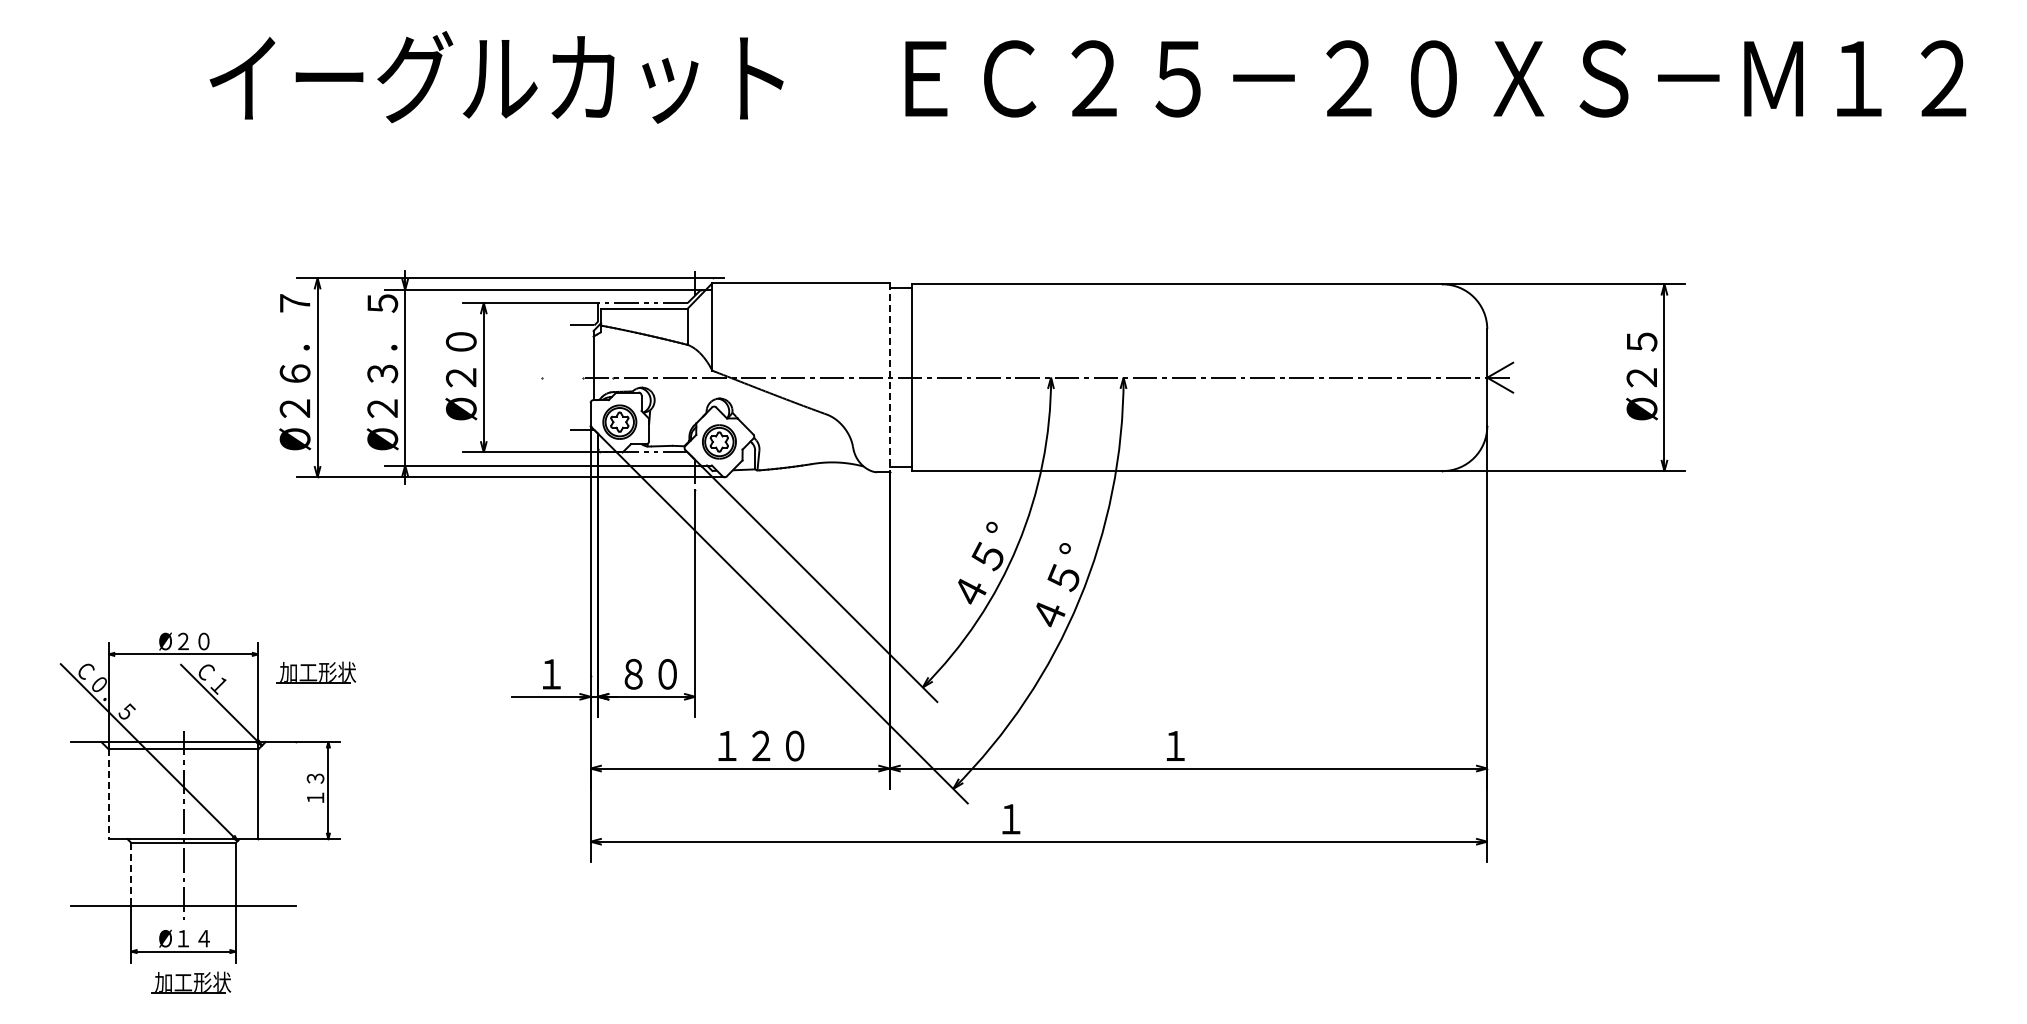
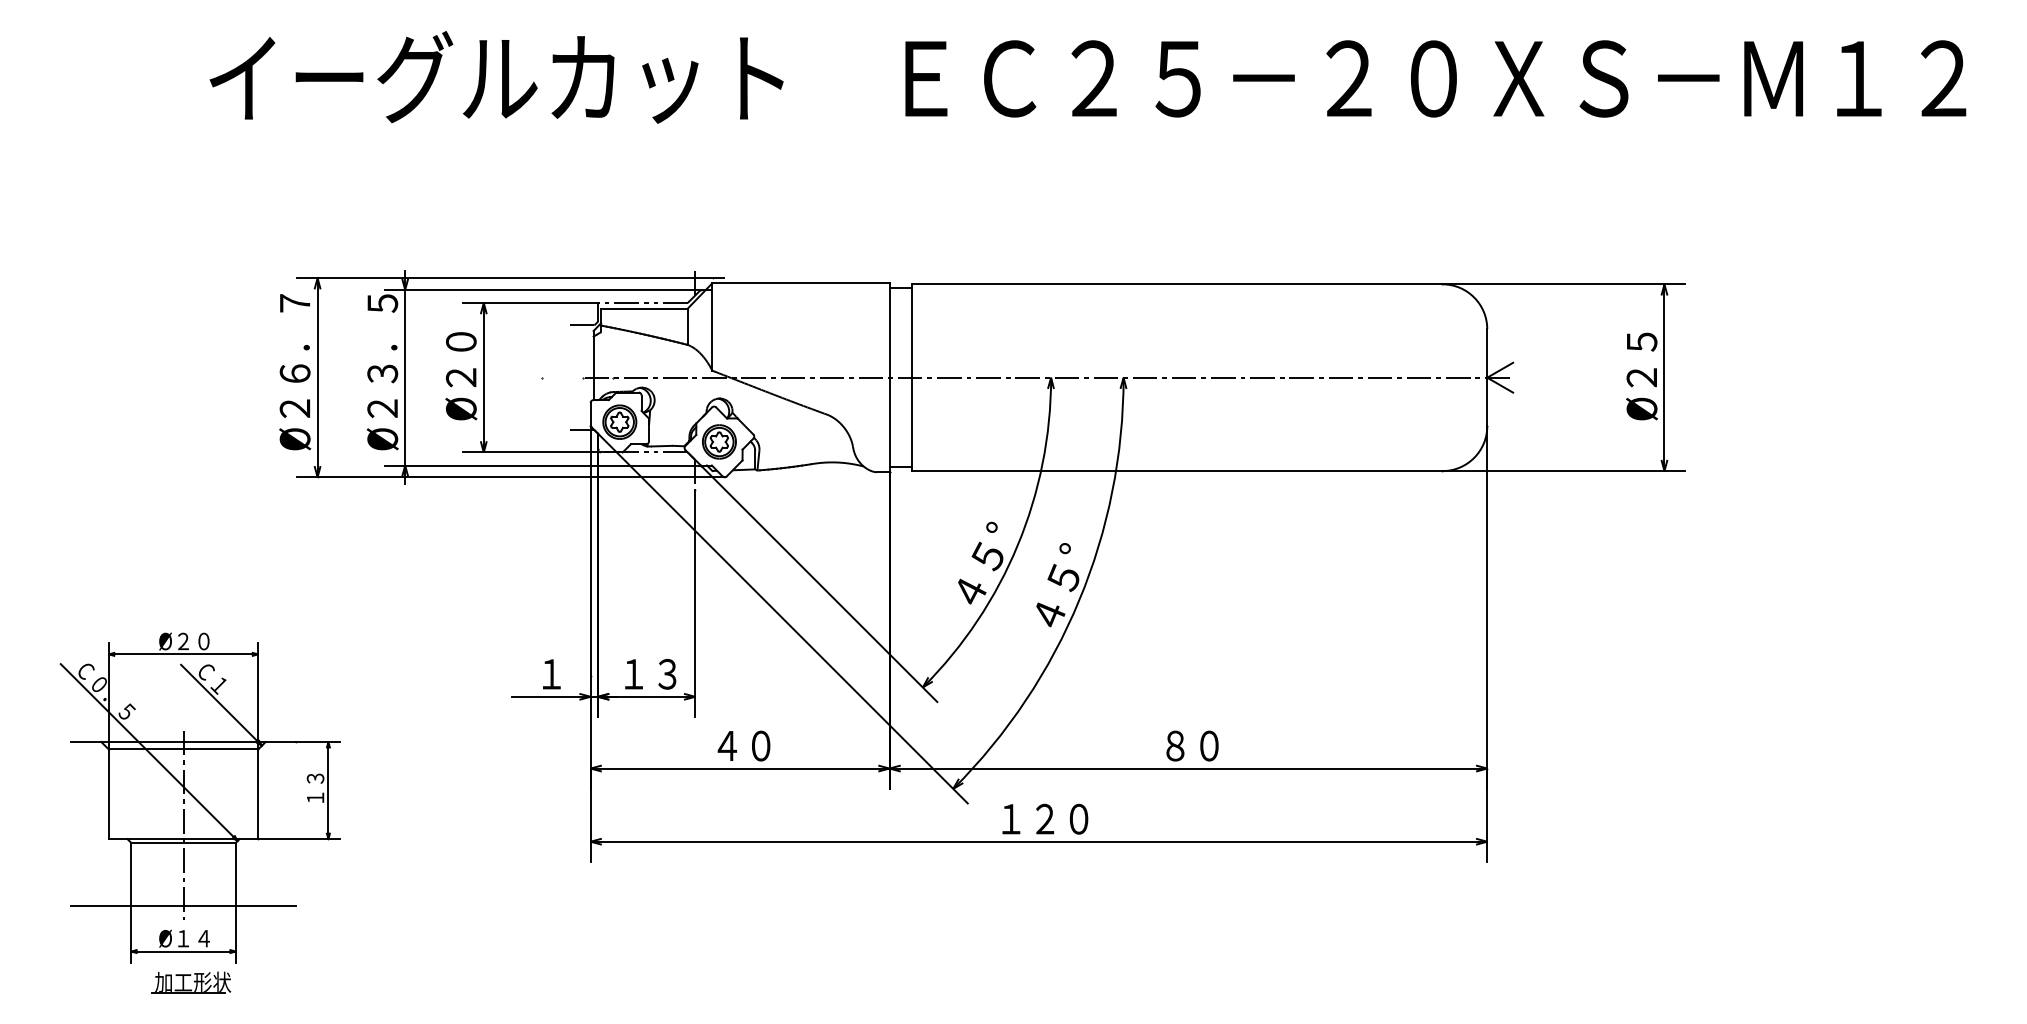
line: dashed -> solid (889, 377)
part: present -> none (316, 672)
text: ８０ -> １３ (650, 673)
text: １２０ -> ４０ (760, 745)
text: １ -> ８０ (1192, 745)
line: dashed -> solid (108, 794)
text: １ -> １２０ (1062, 818)
line: dashed -> solid (131, 874)
